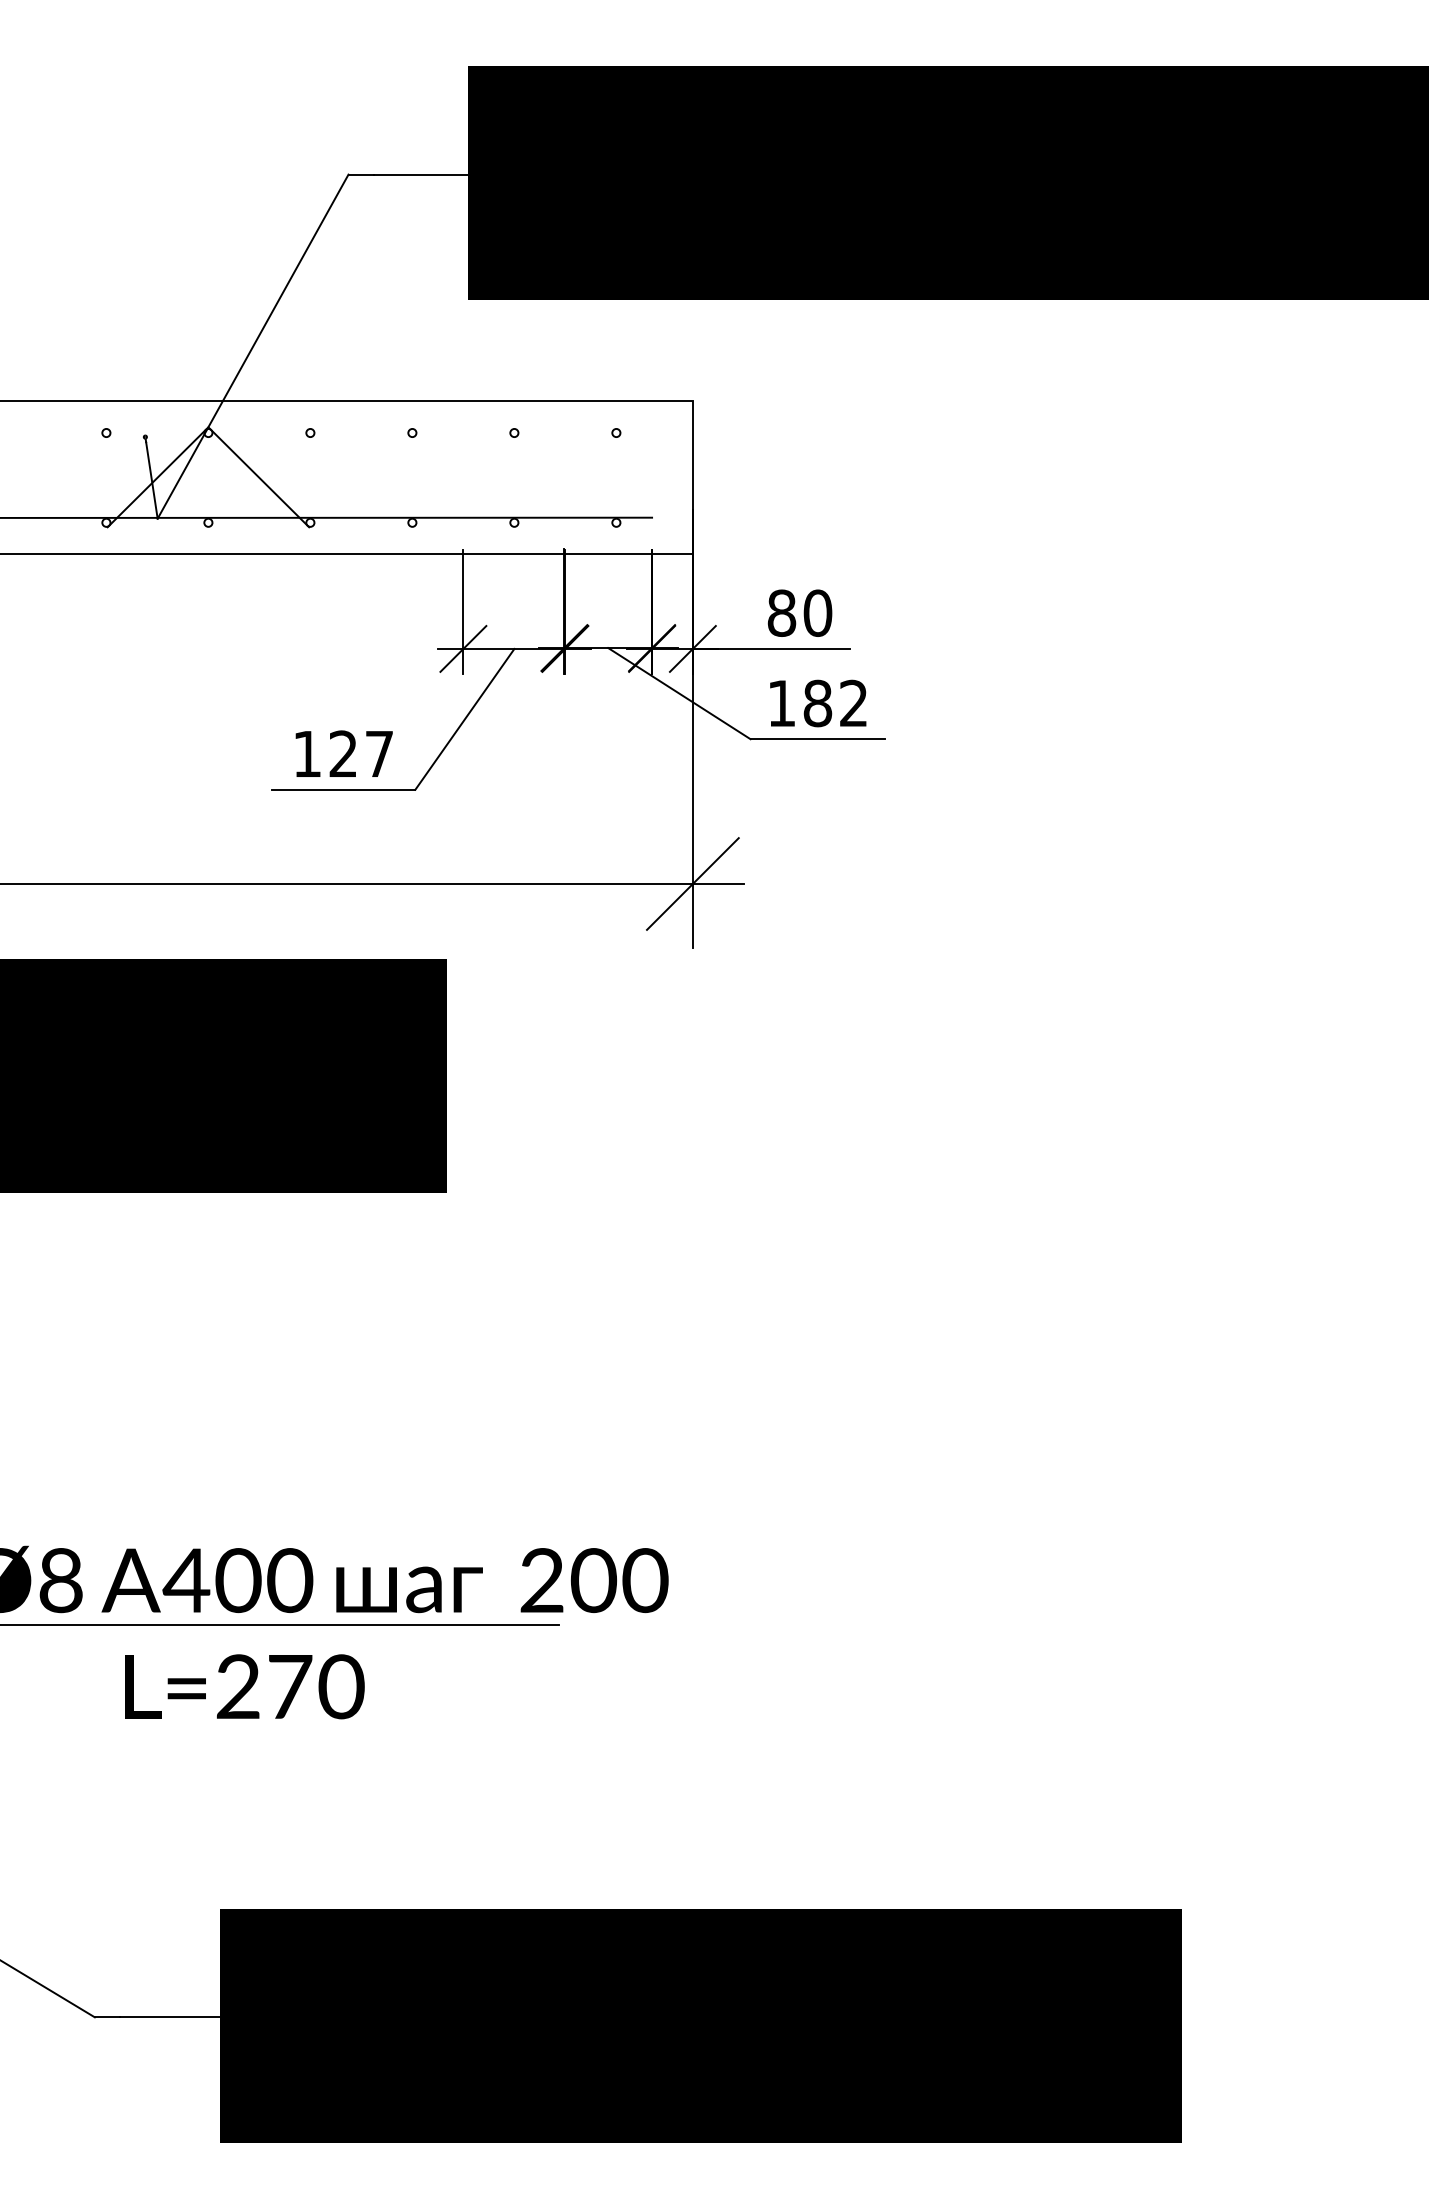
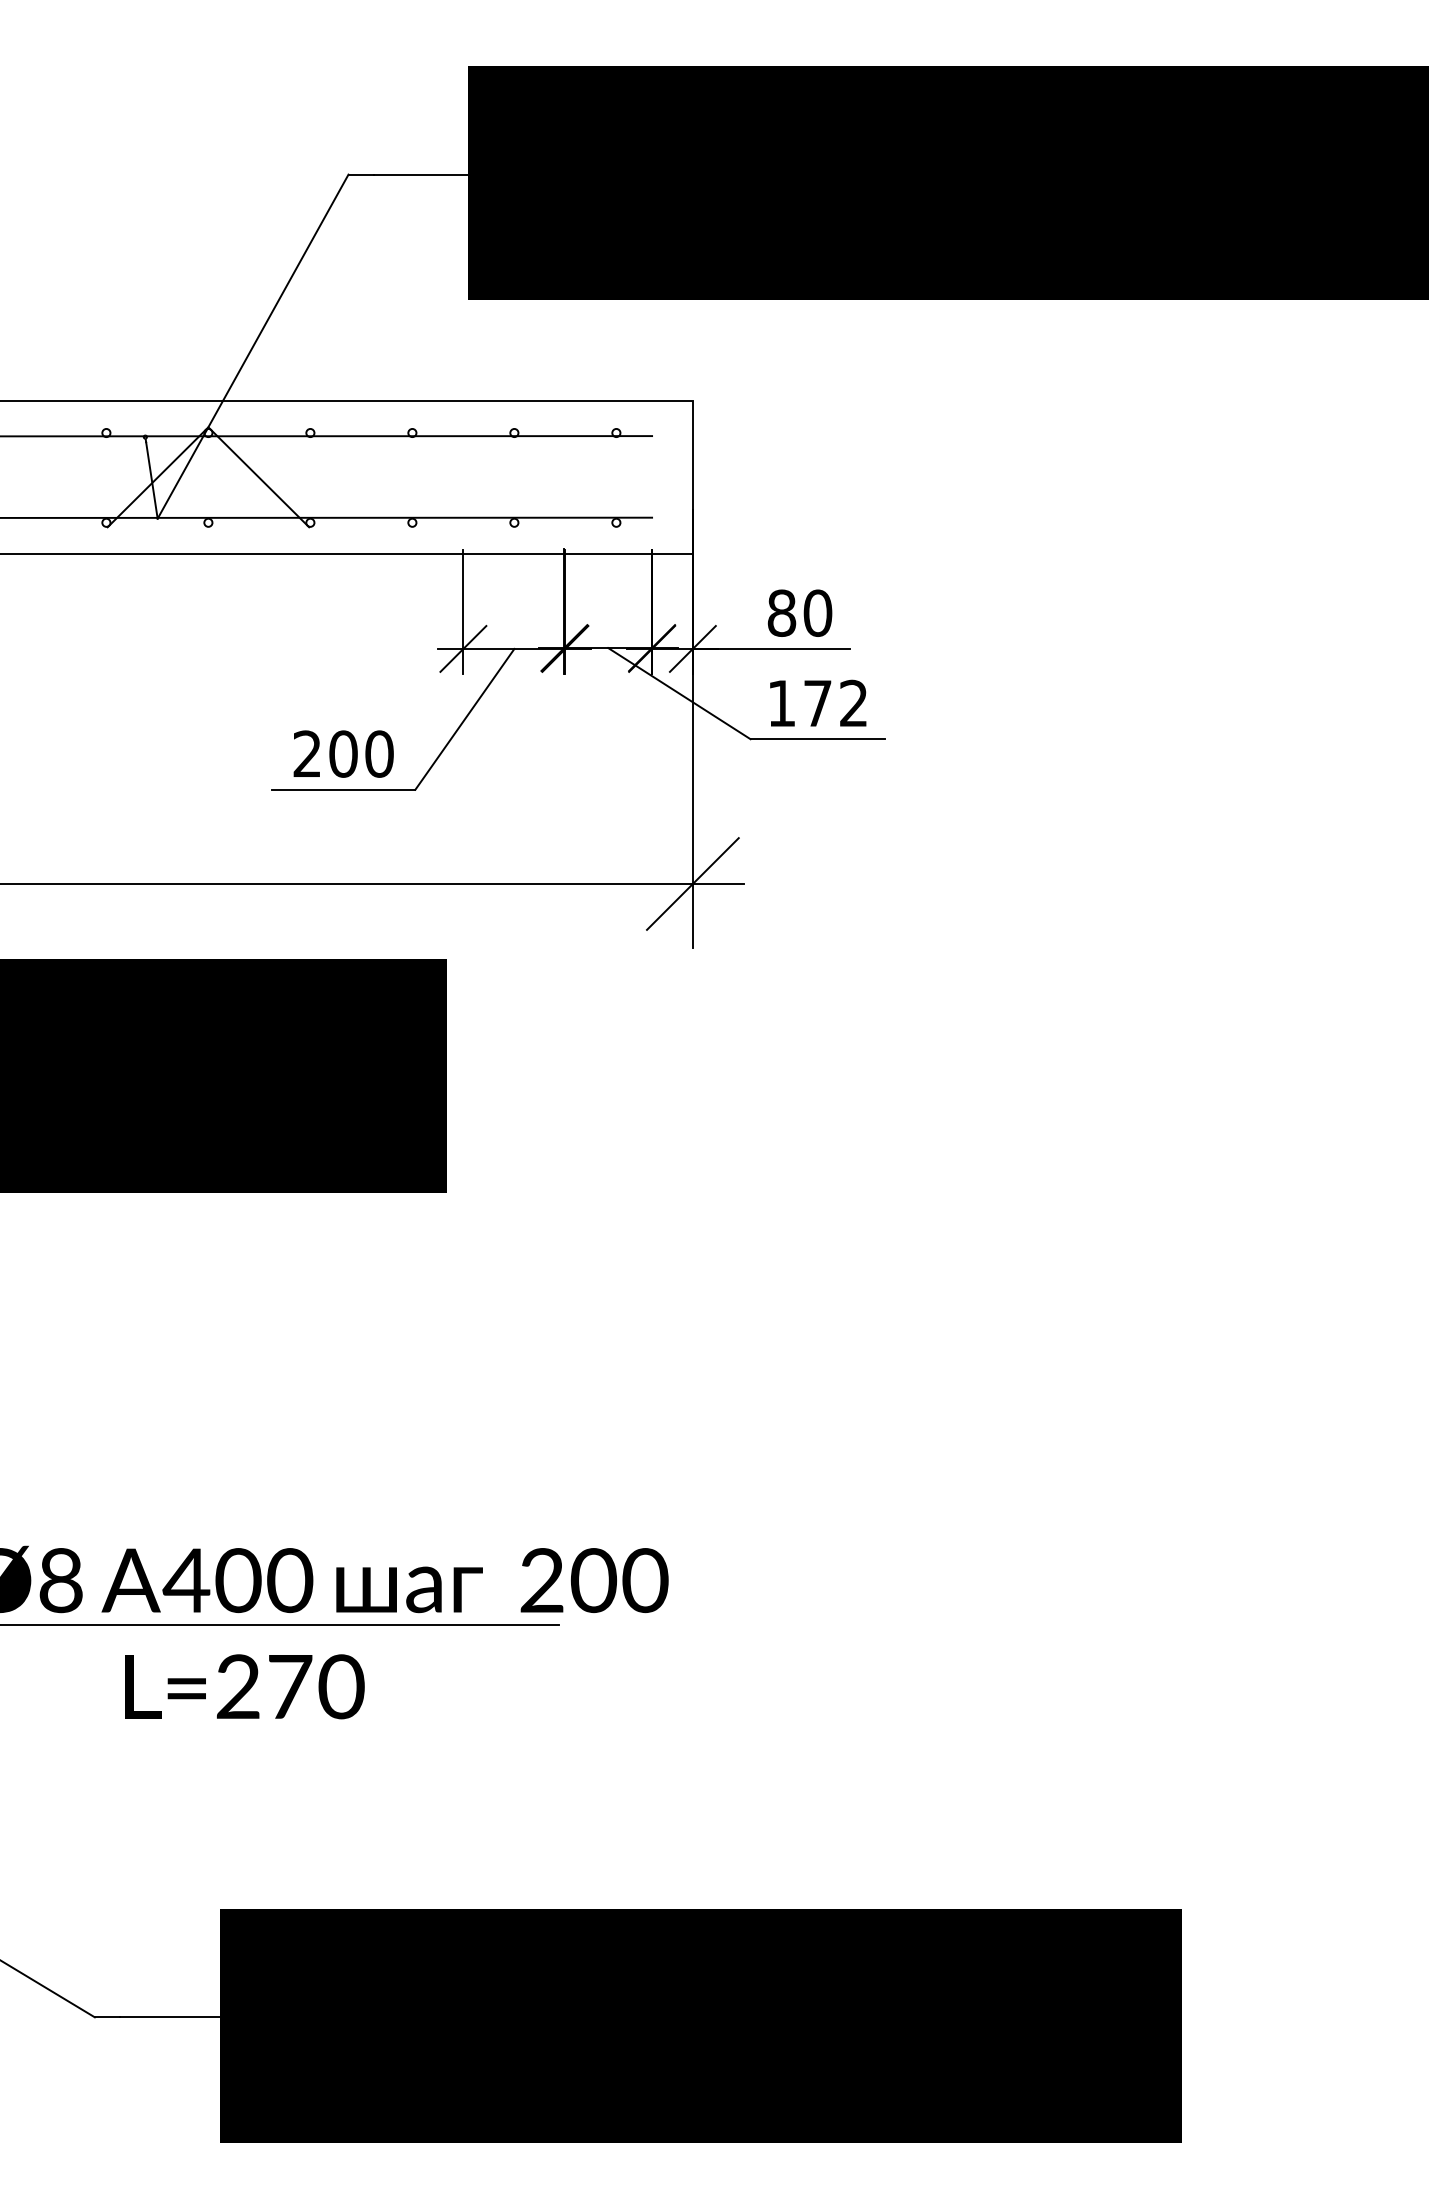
line: none -> present (327, 436)
text: 182 -> 172 (817, 703)
text: 127 -> 200 (343, 753)
